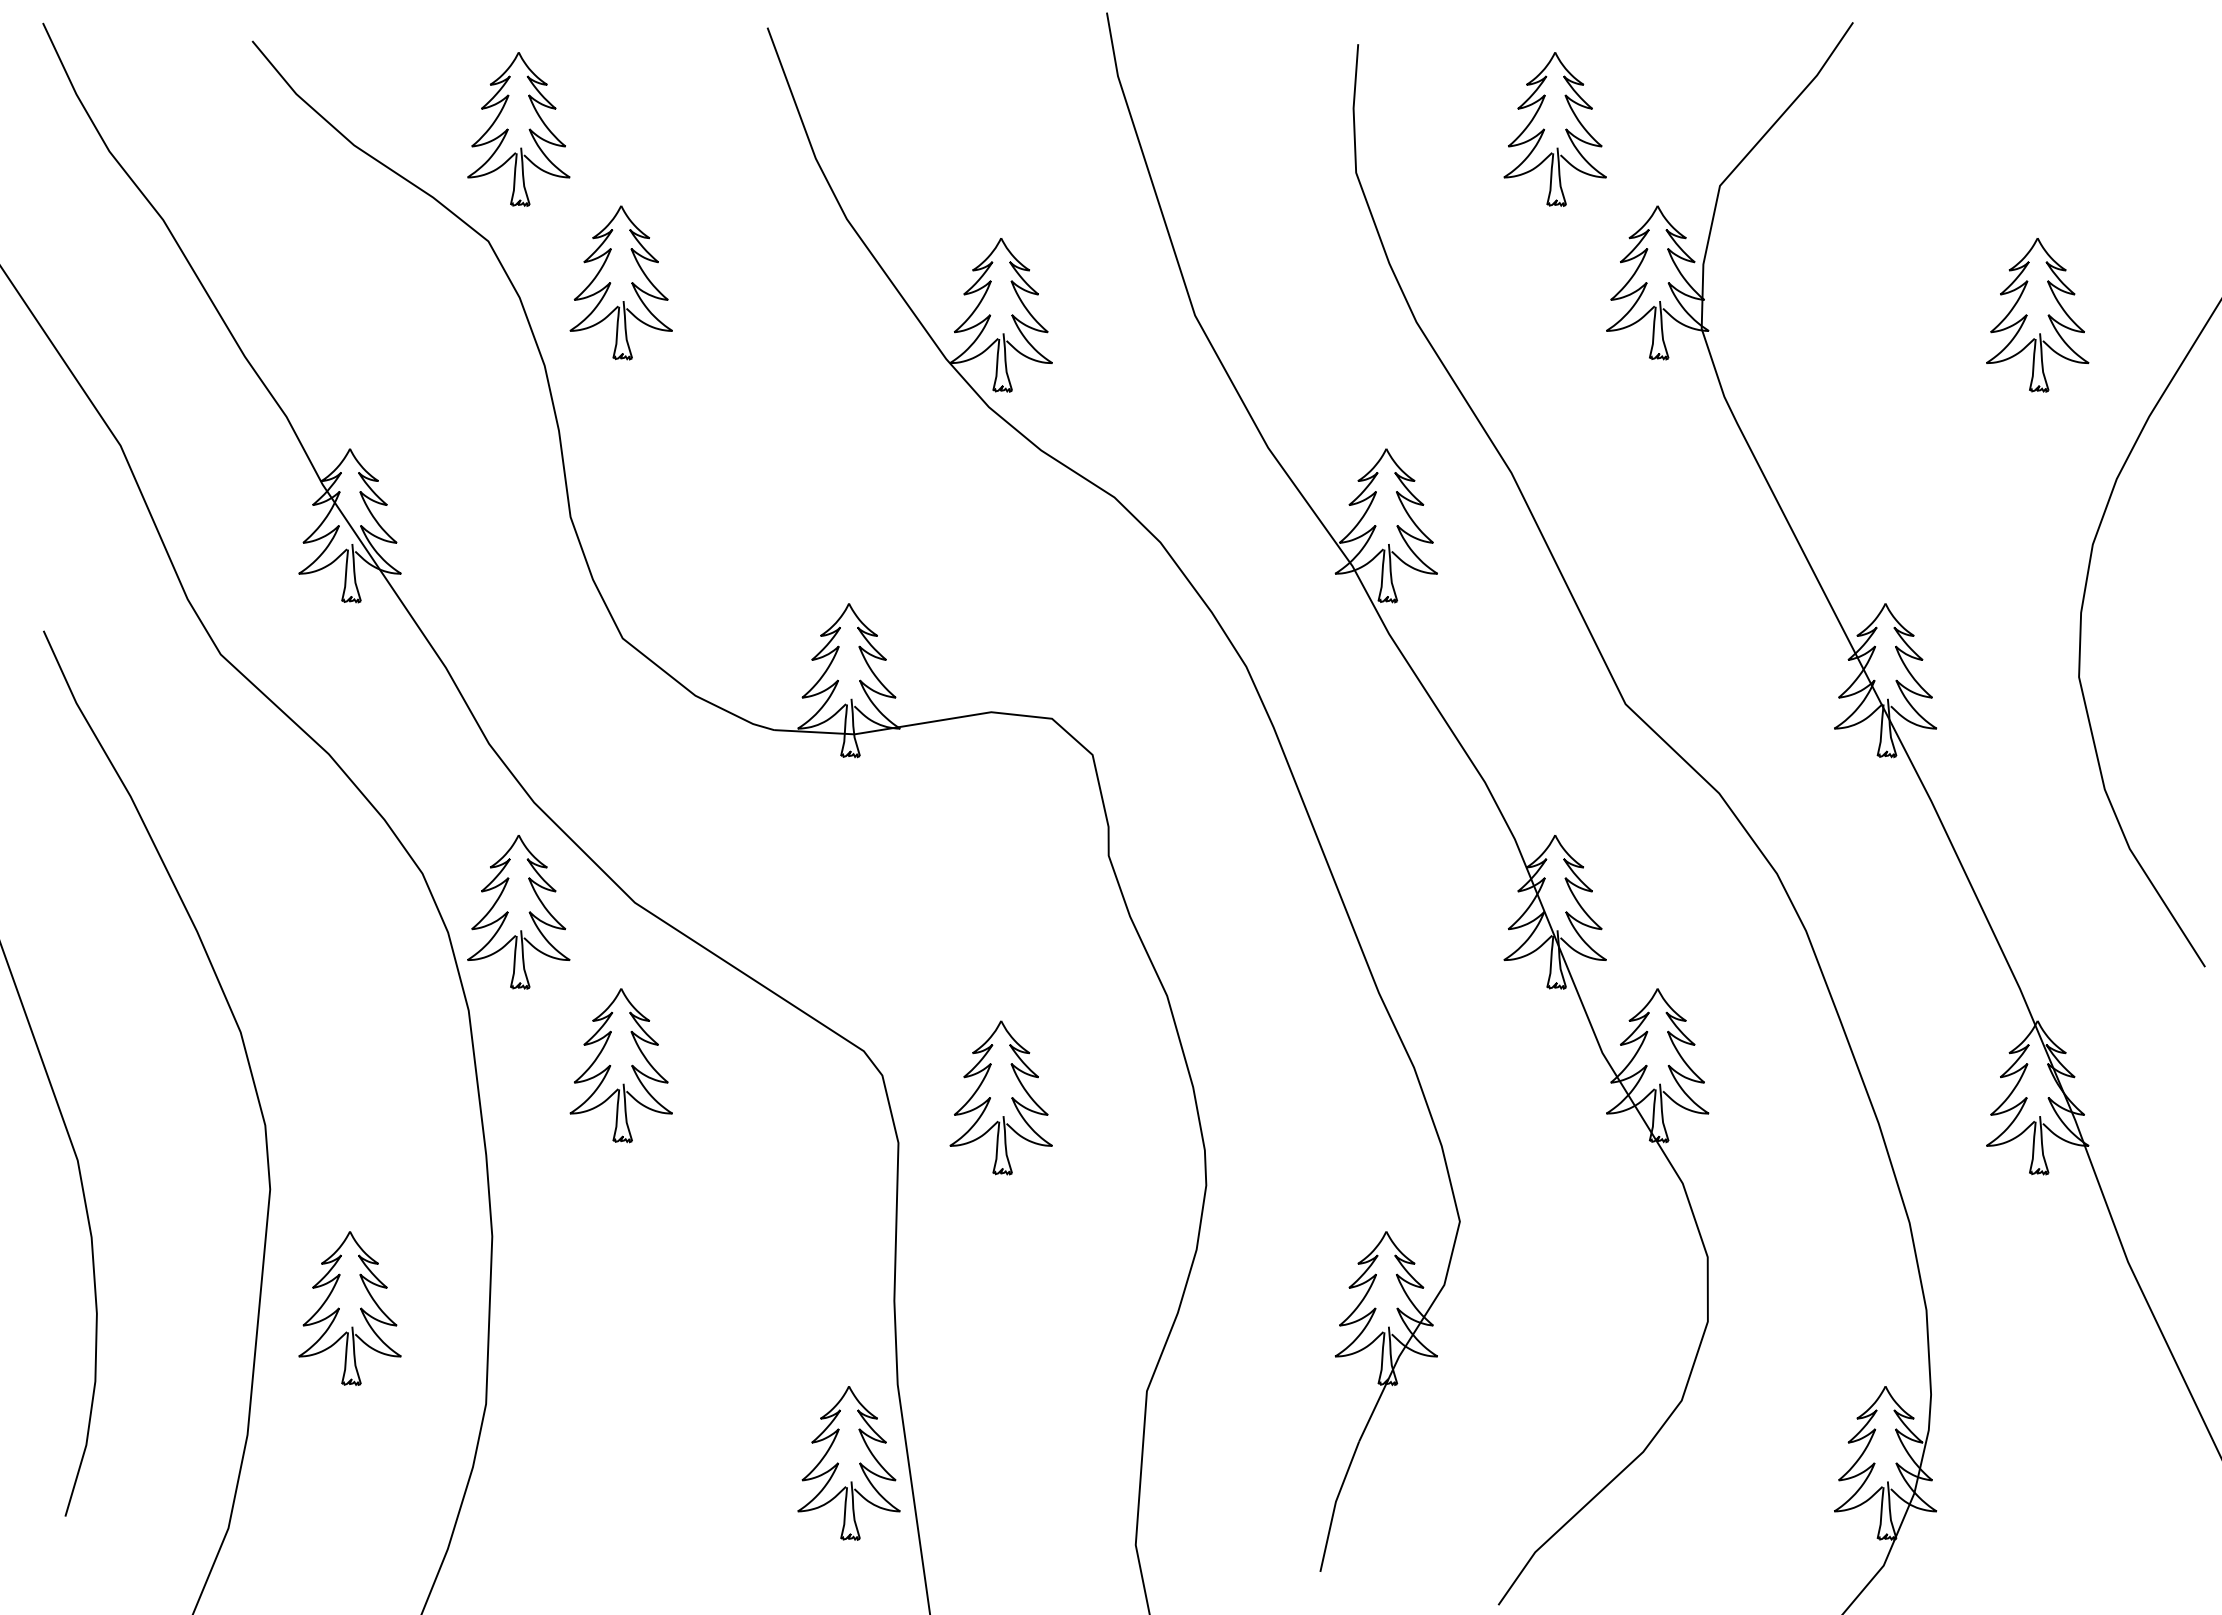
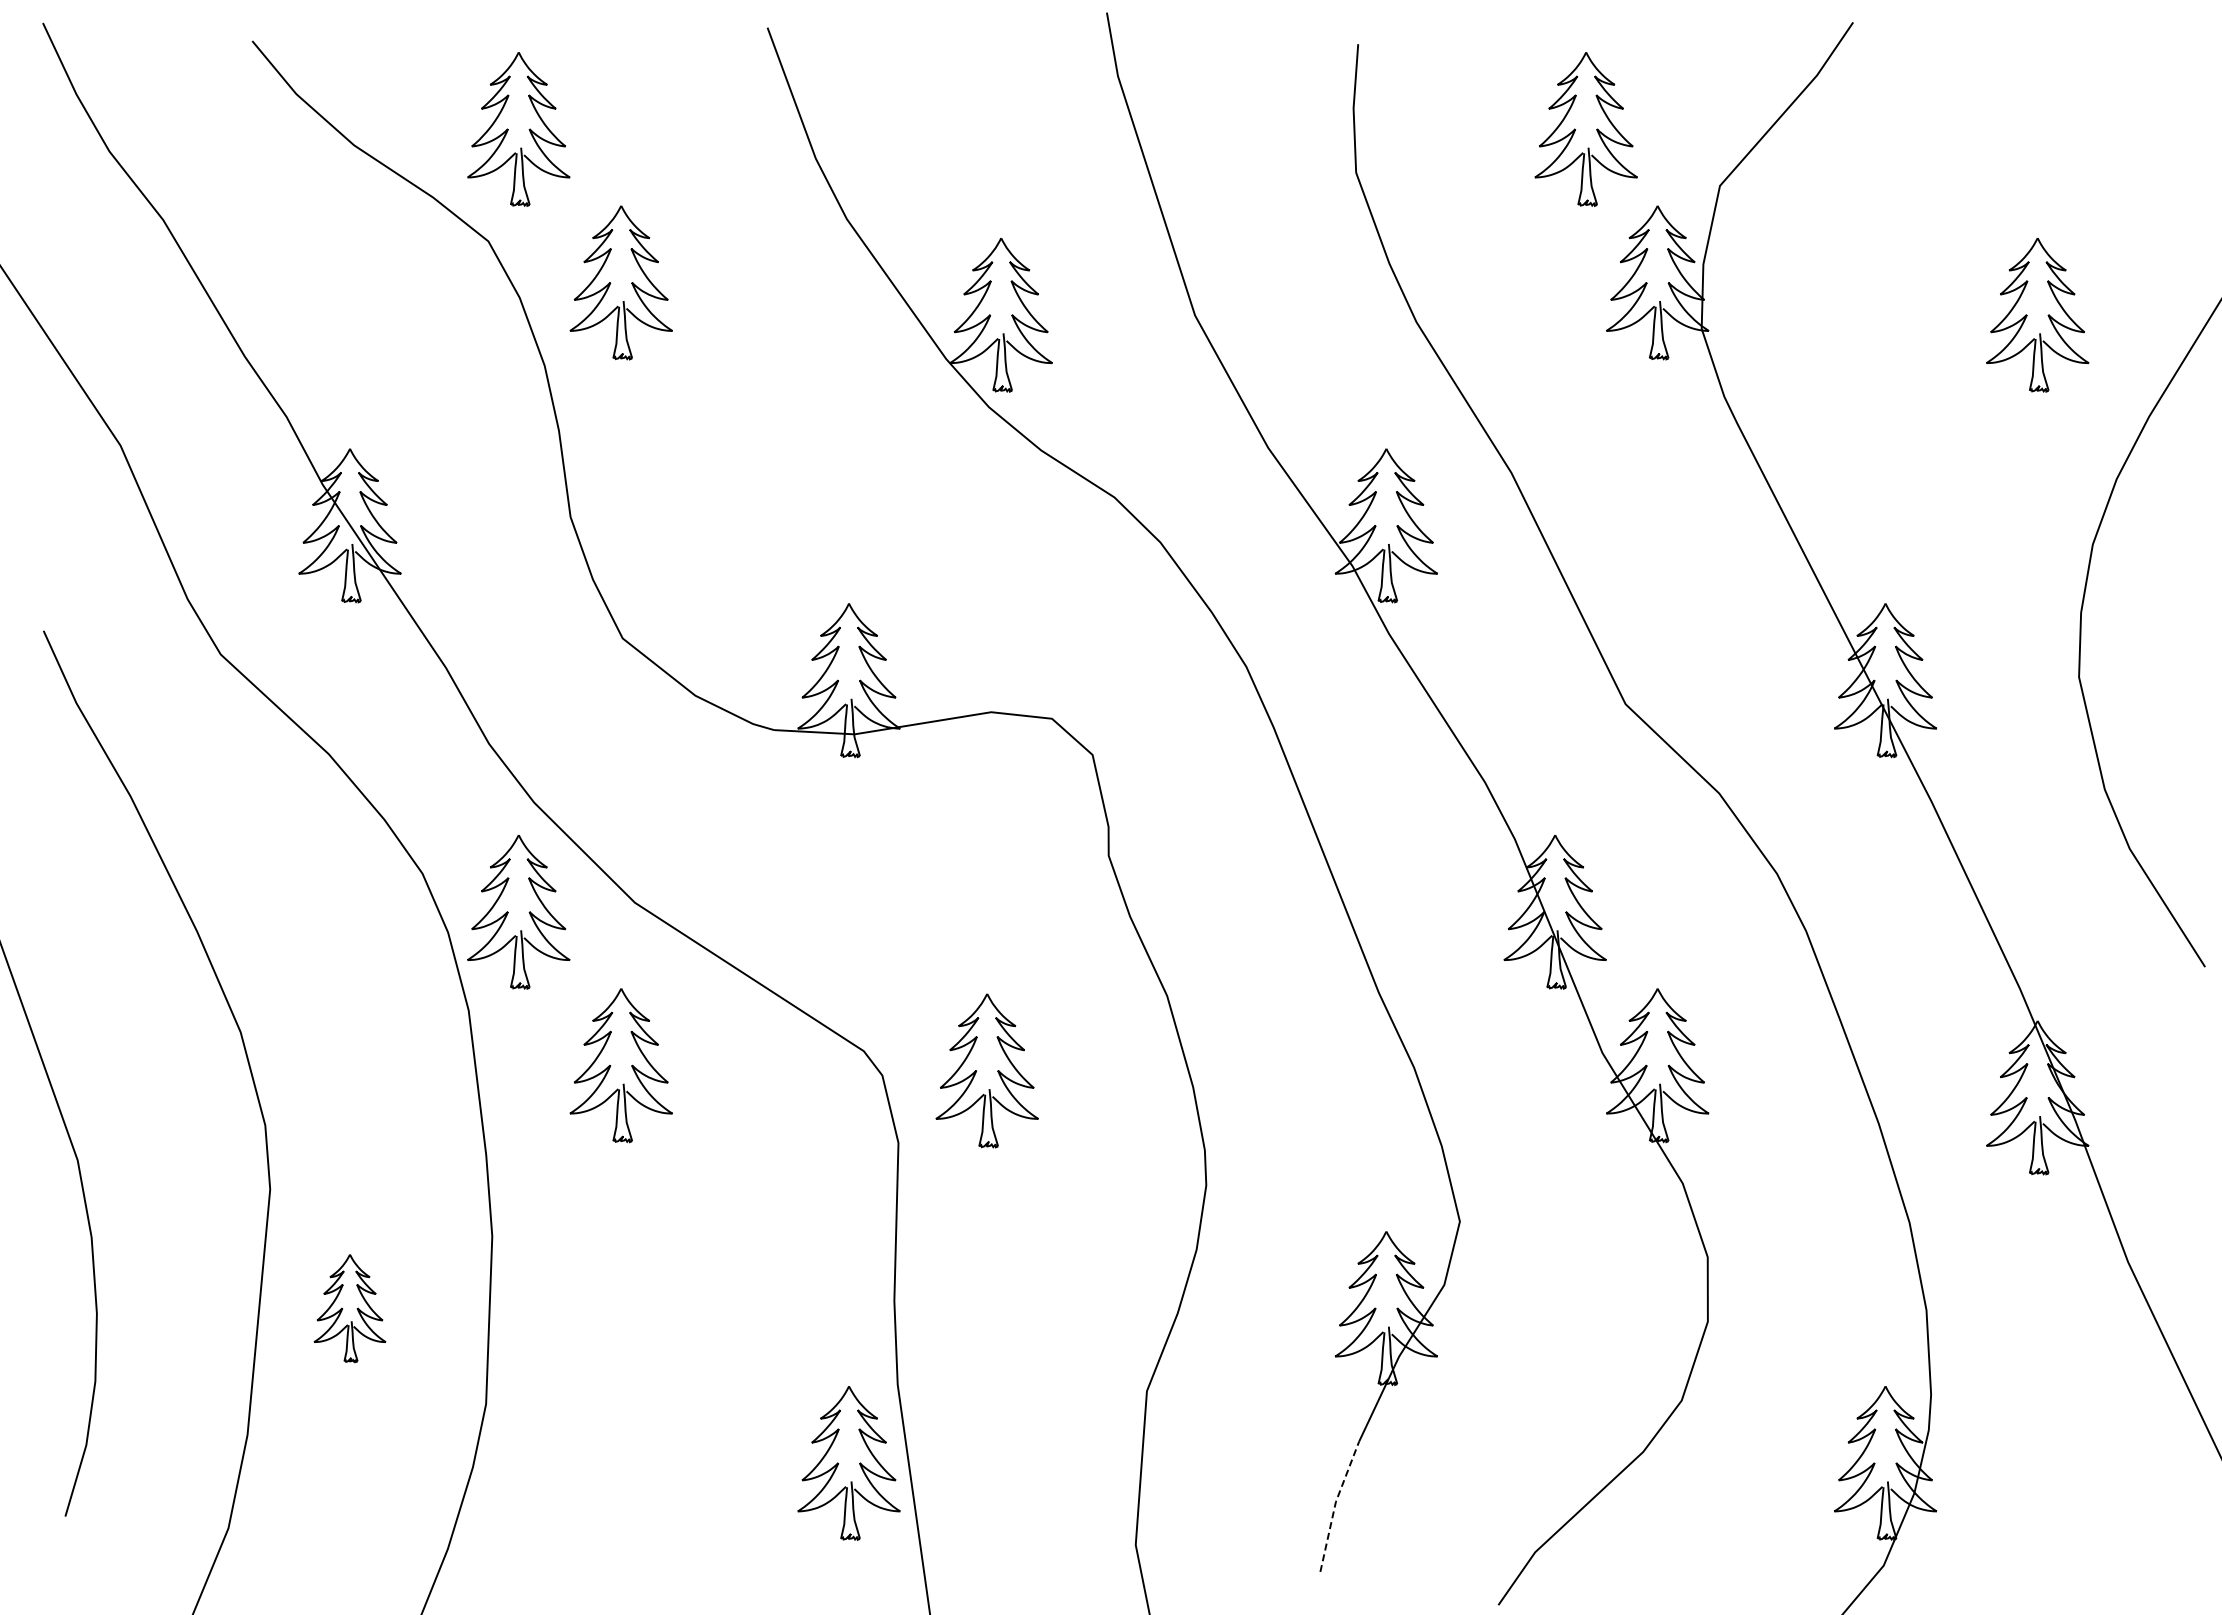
part position: (1554, 129) -> (1585, 129) (1585, 129)
part position: (1000, 1097) -> (986, 1070) (986, 1070)
part size: 104x155 px -> 74x110 px (349, 1308)
line: solid -> dashed (1335, 1504)
